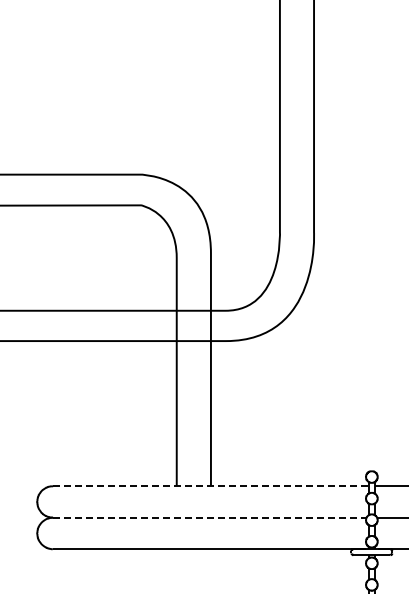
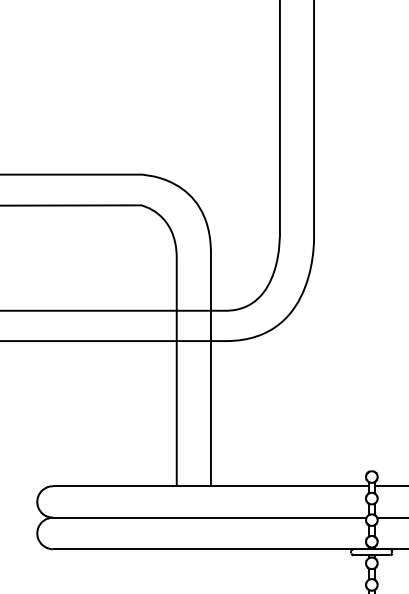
line: dashed -> solid (211, 486)
line: dashed -> solid (209, 517)
